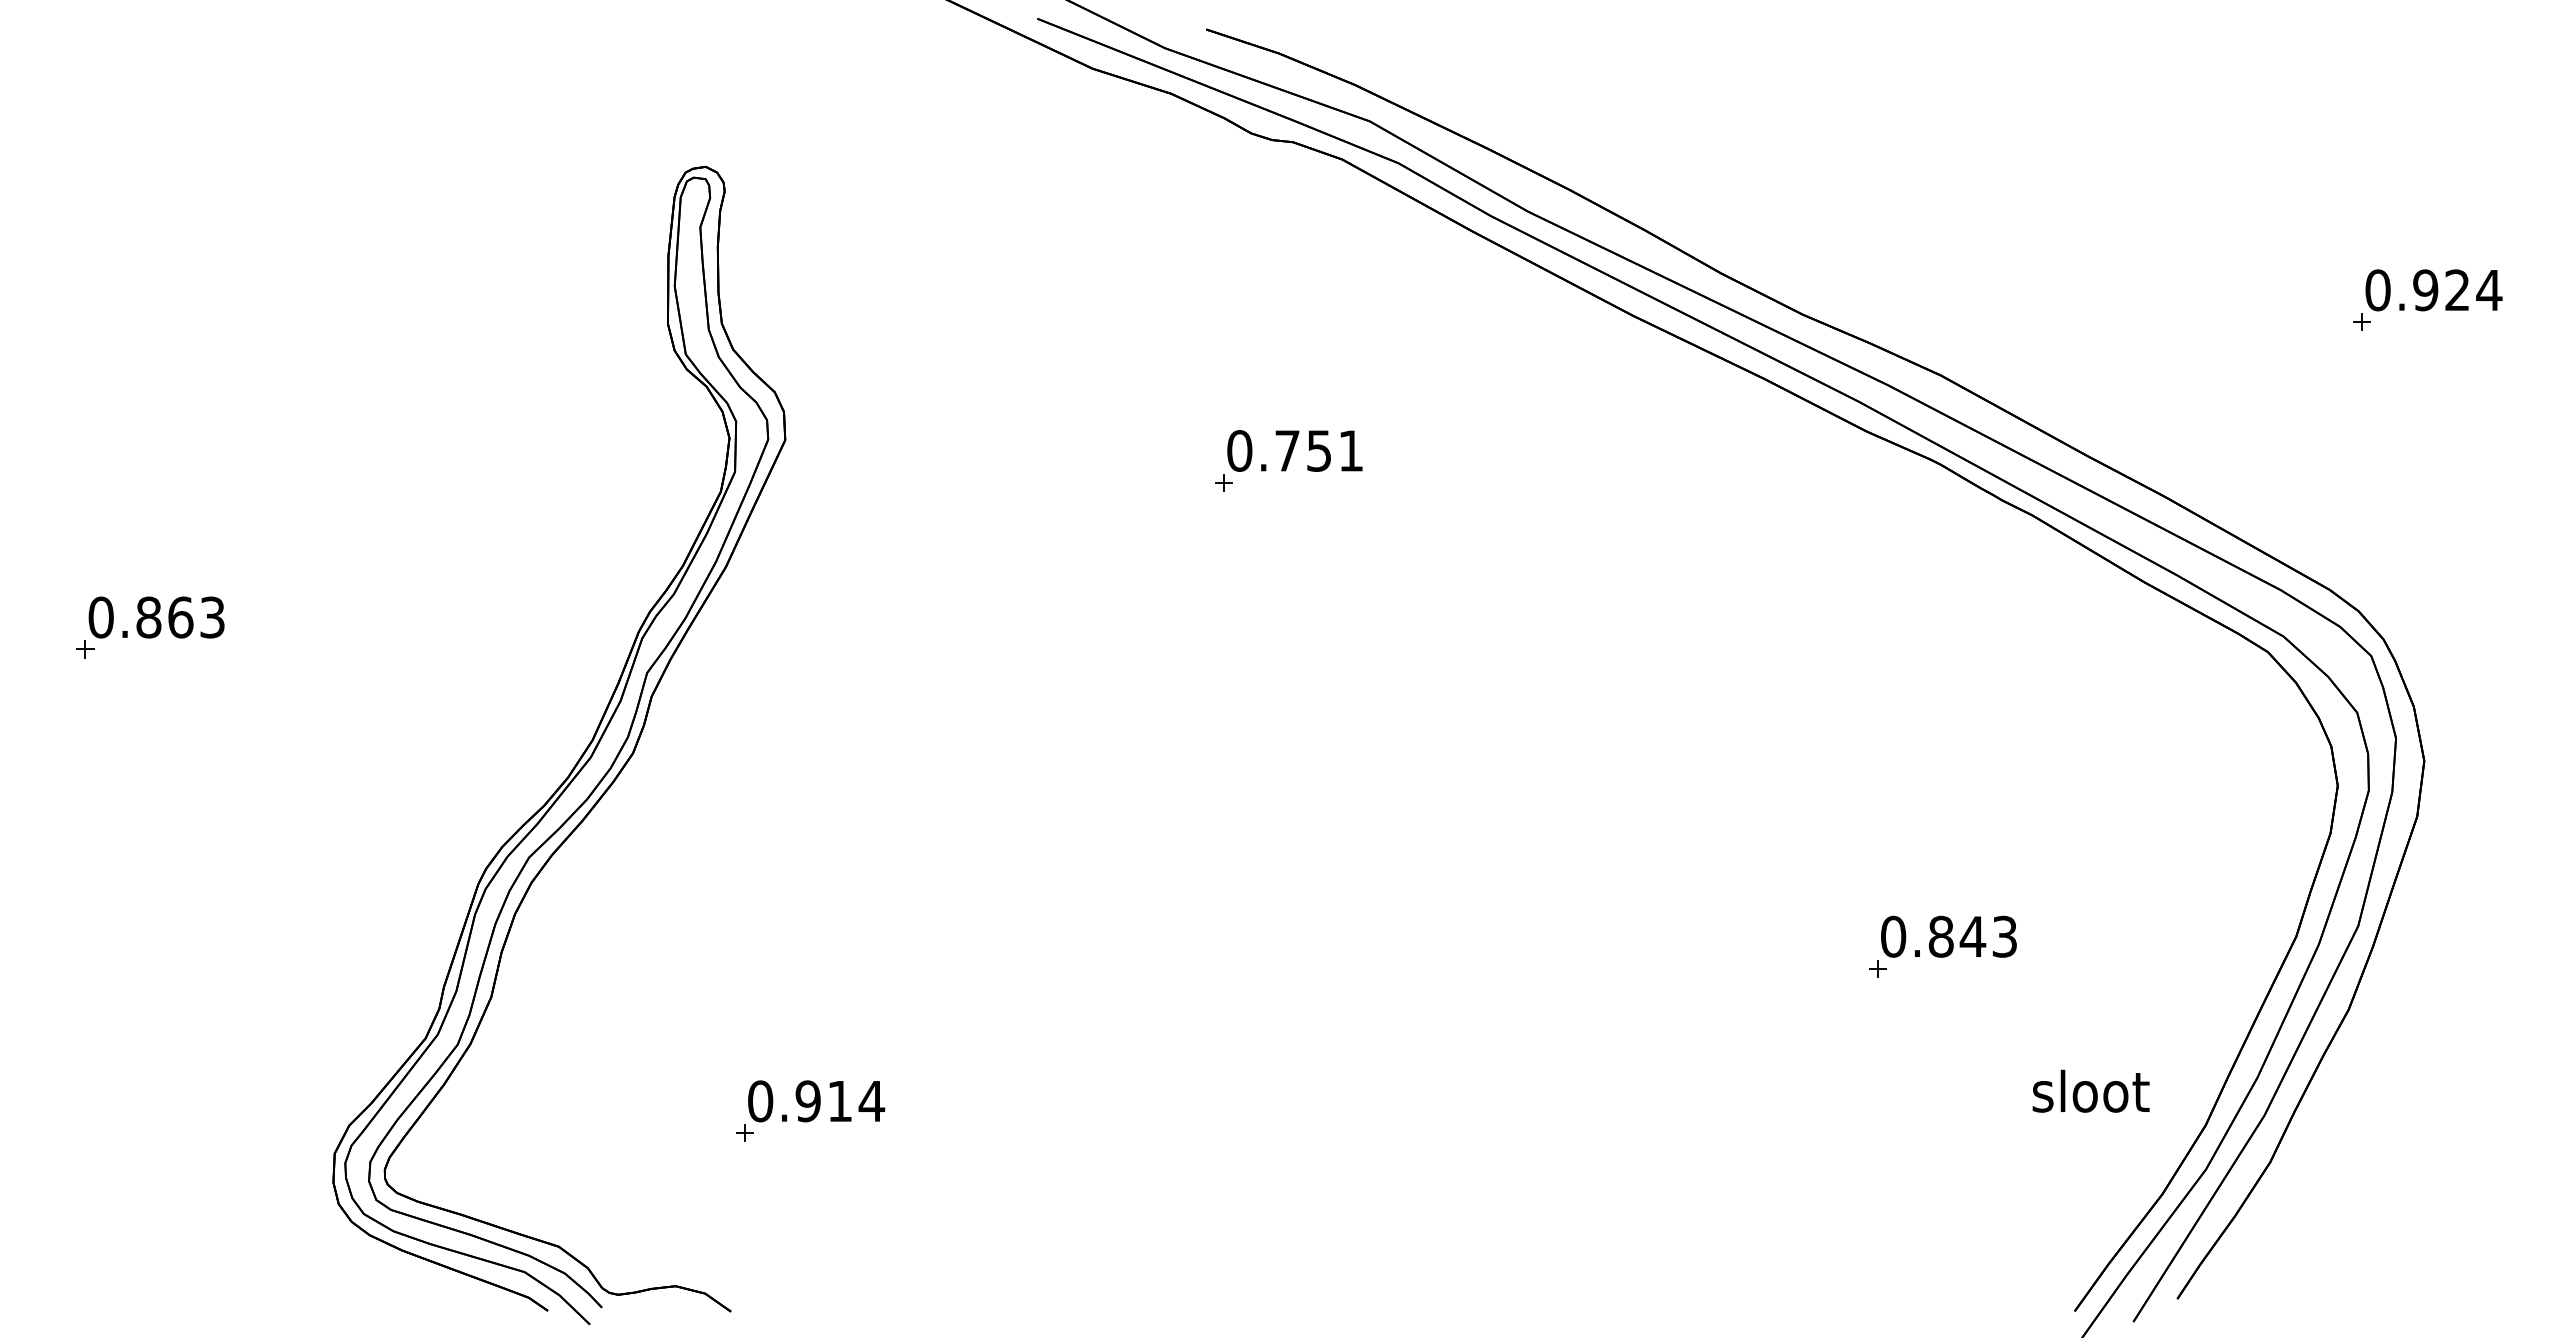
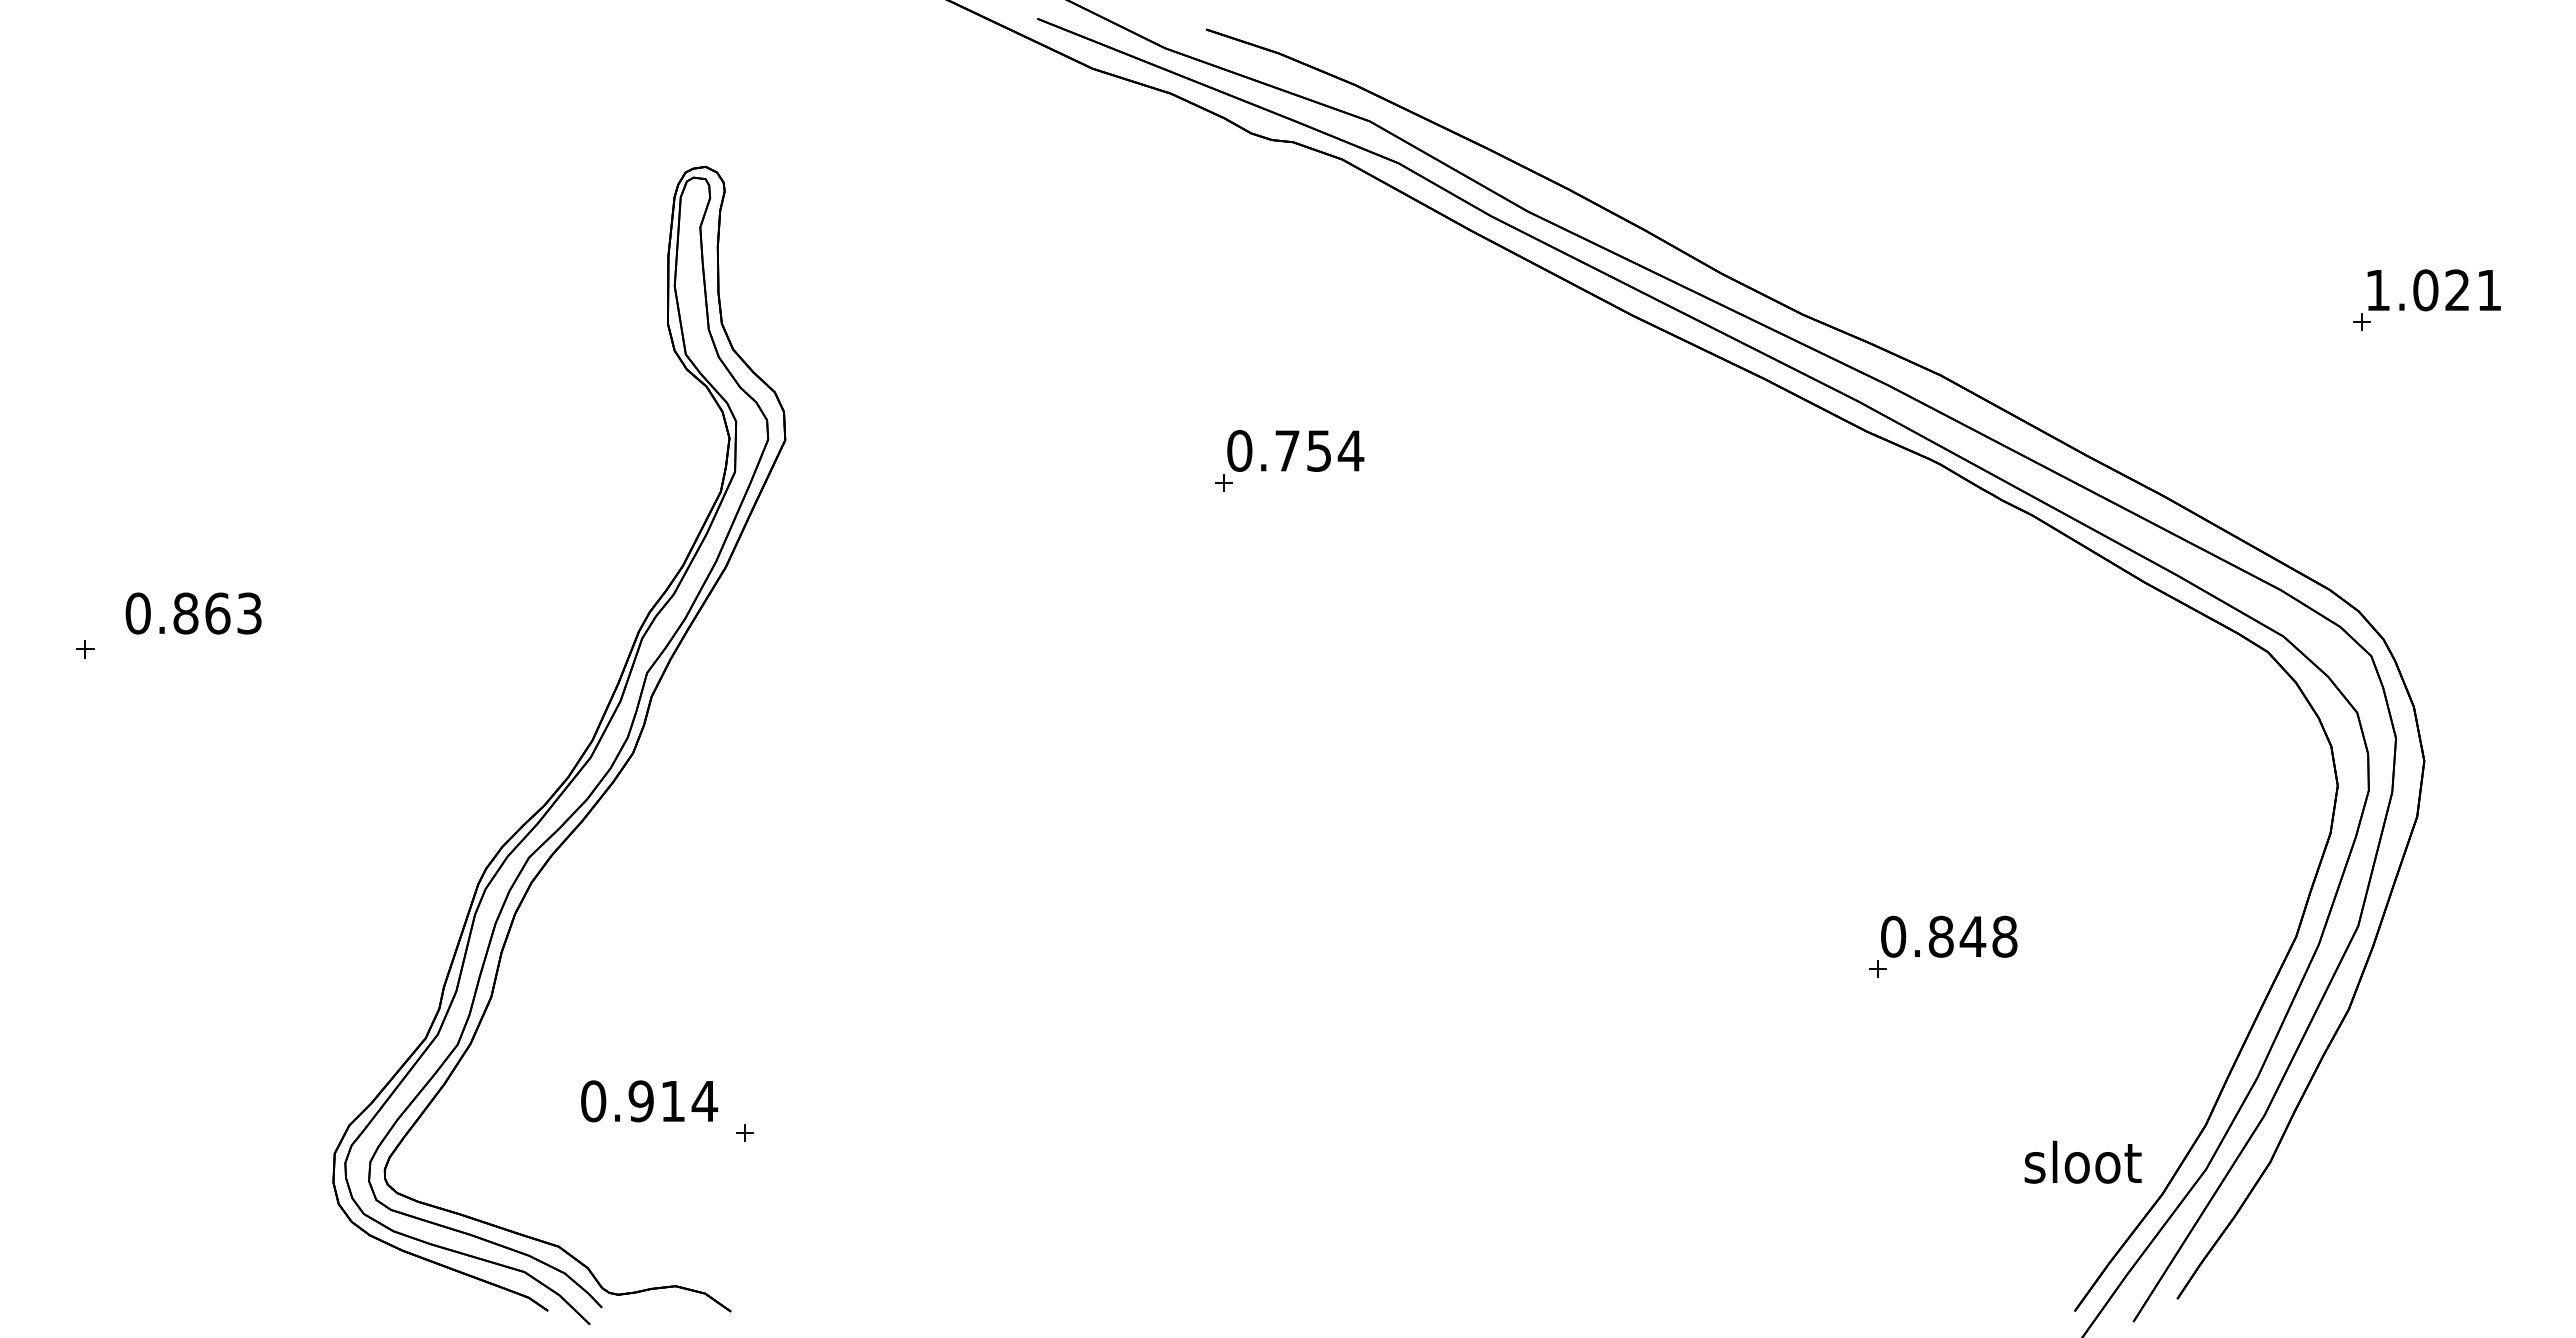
text: 0.924 -> 1.021 (2433, 290)
text: 0.751 -> 0.754 (1350, 450)
text position: (156, 617) -> (193, 613) (193, 613)
text: 0.843 -> 0.848 (2004, 936)
text position: (2090, 1090) -> (2082, 1161) (2082, 1161)
text position: (816, 1101) -> (649, 1101) (649, 1101)
